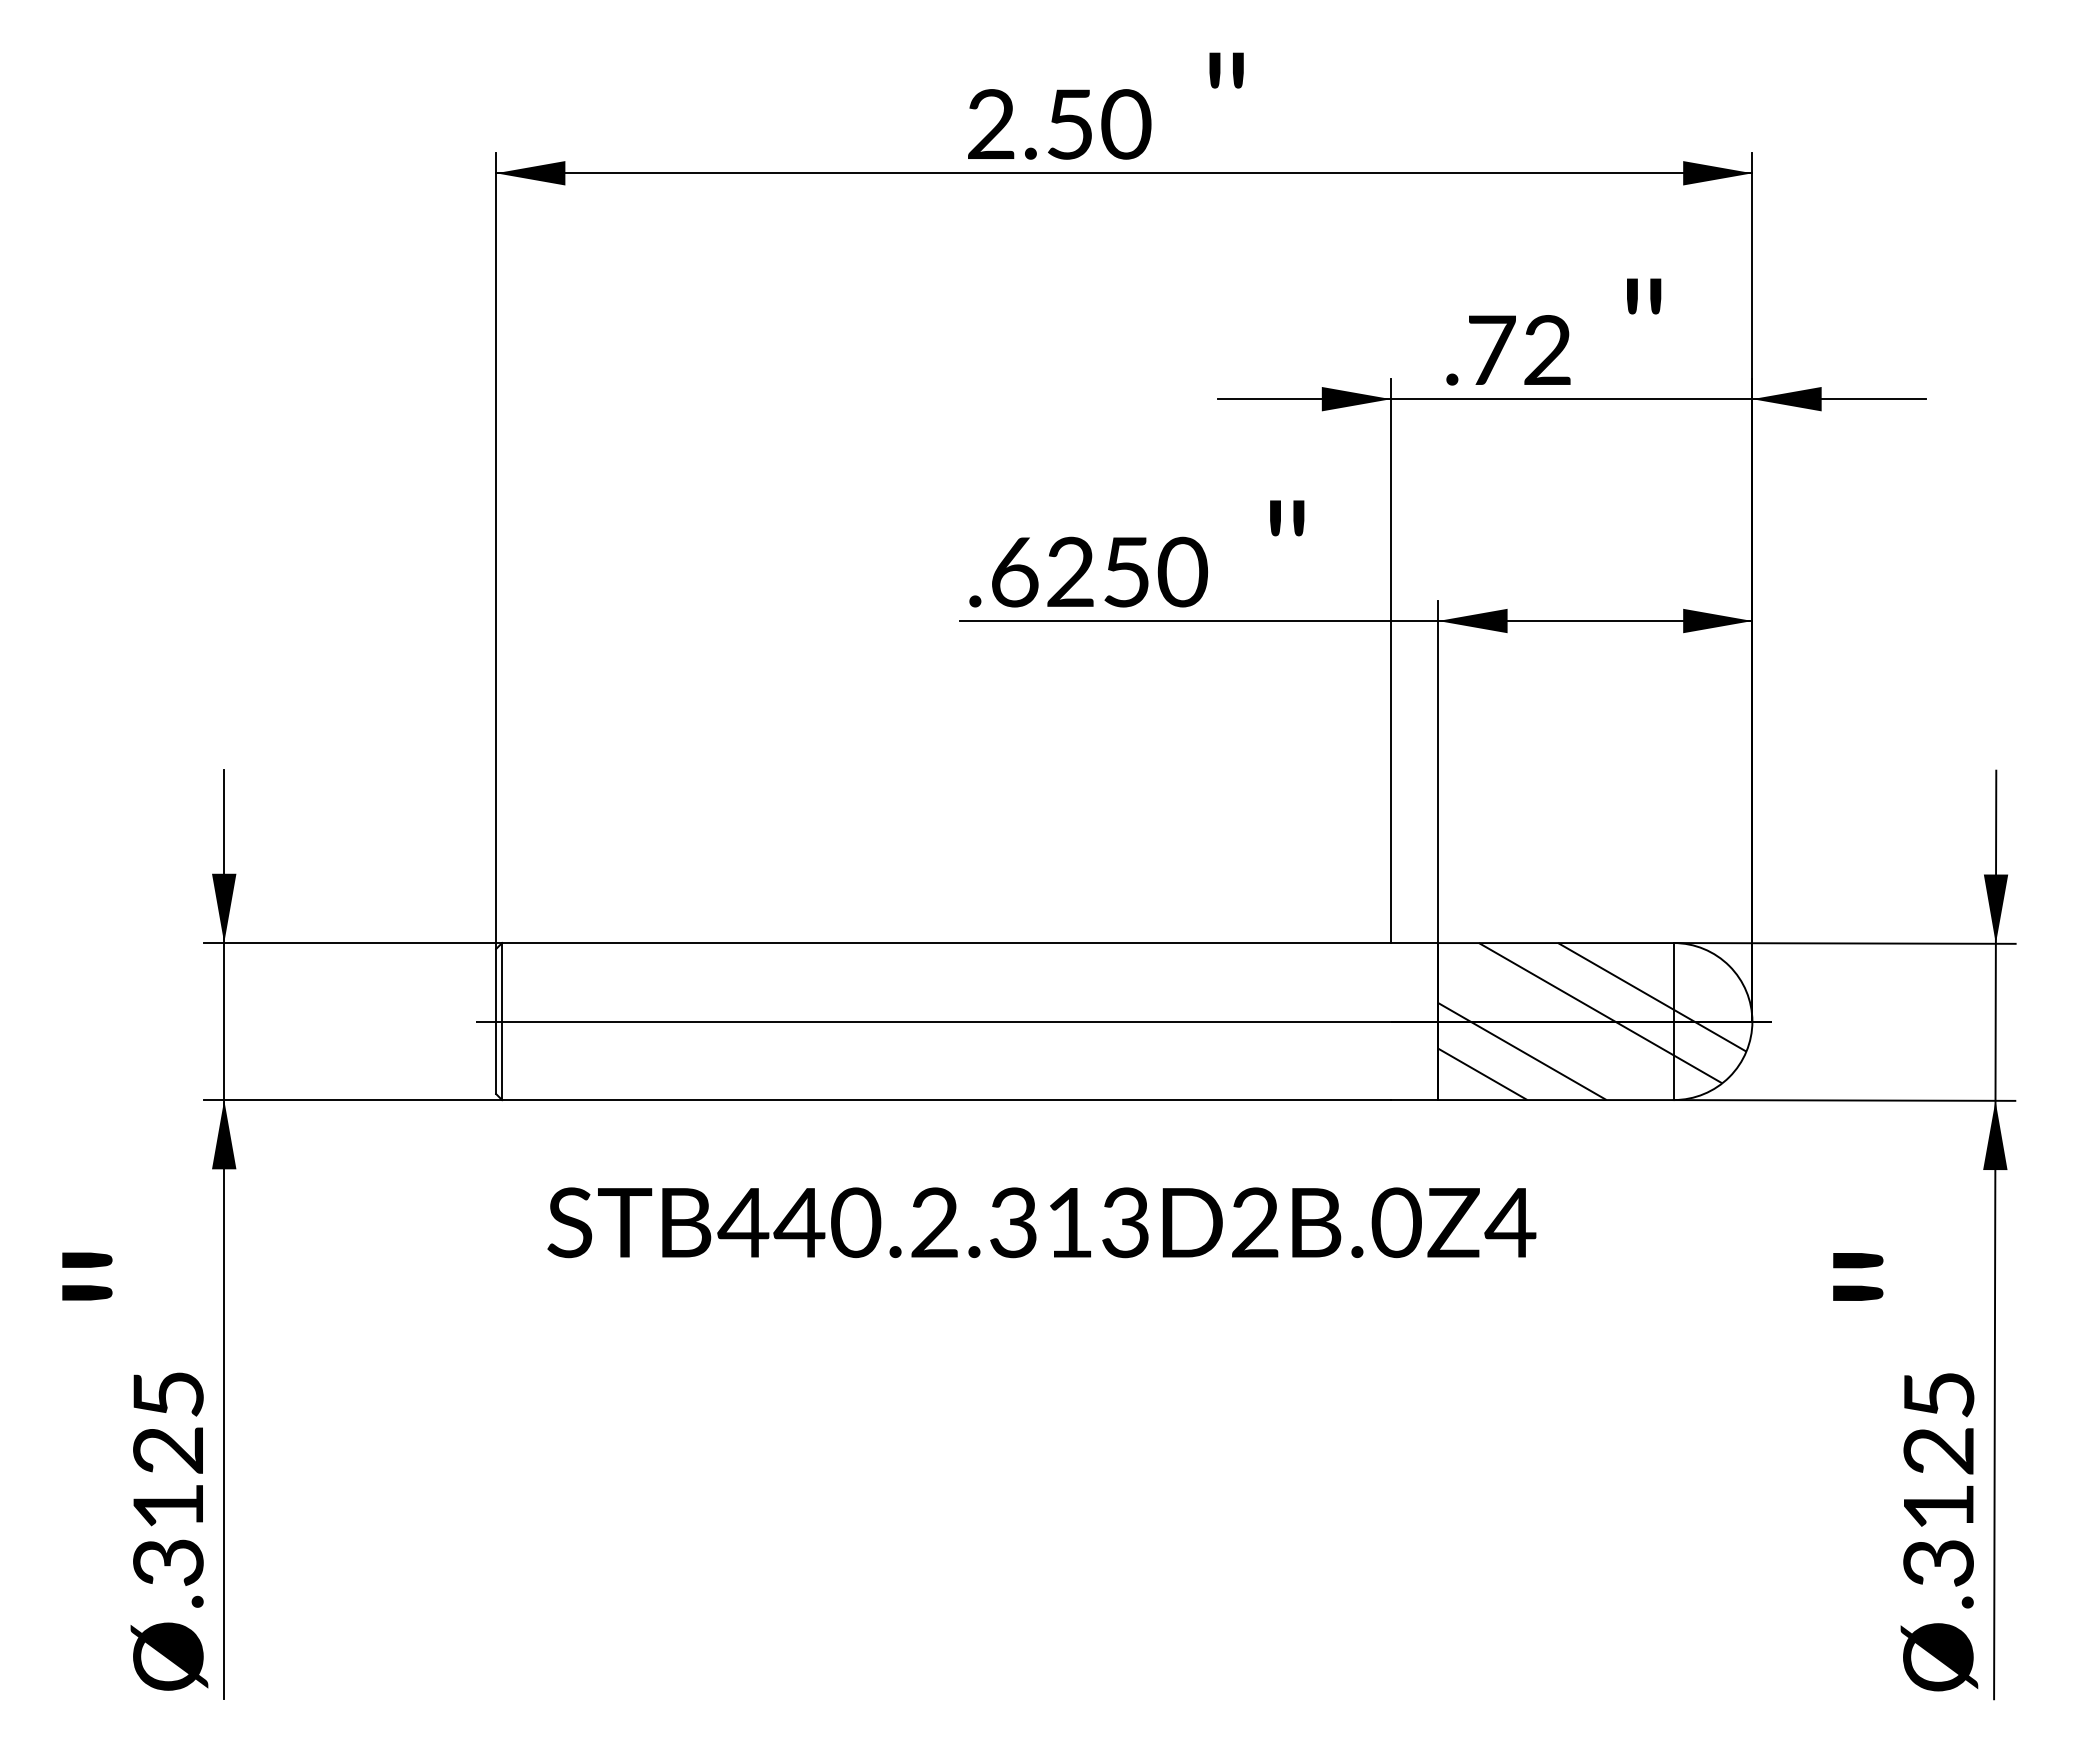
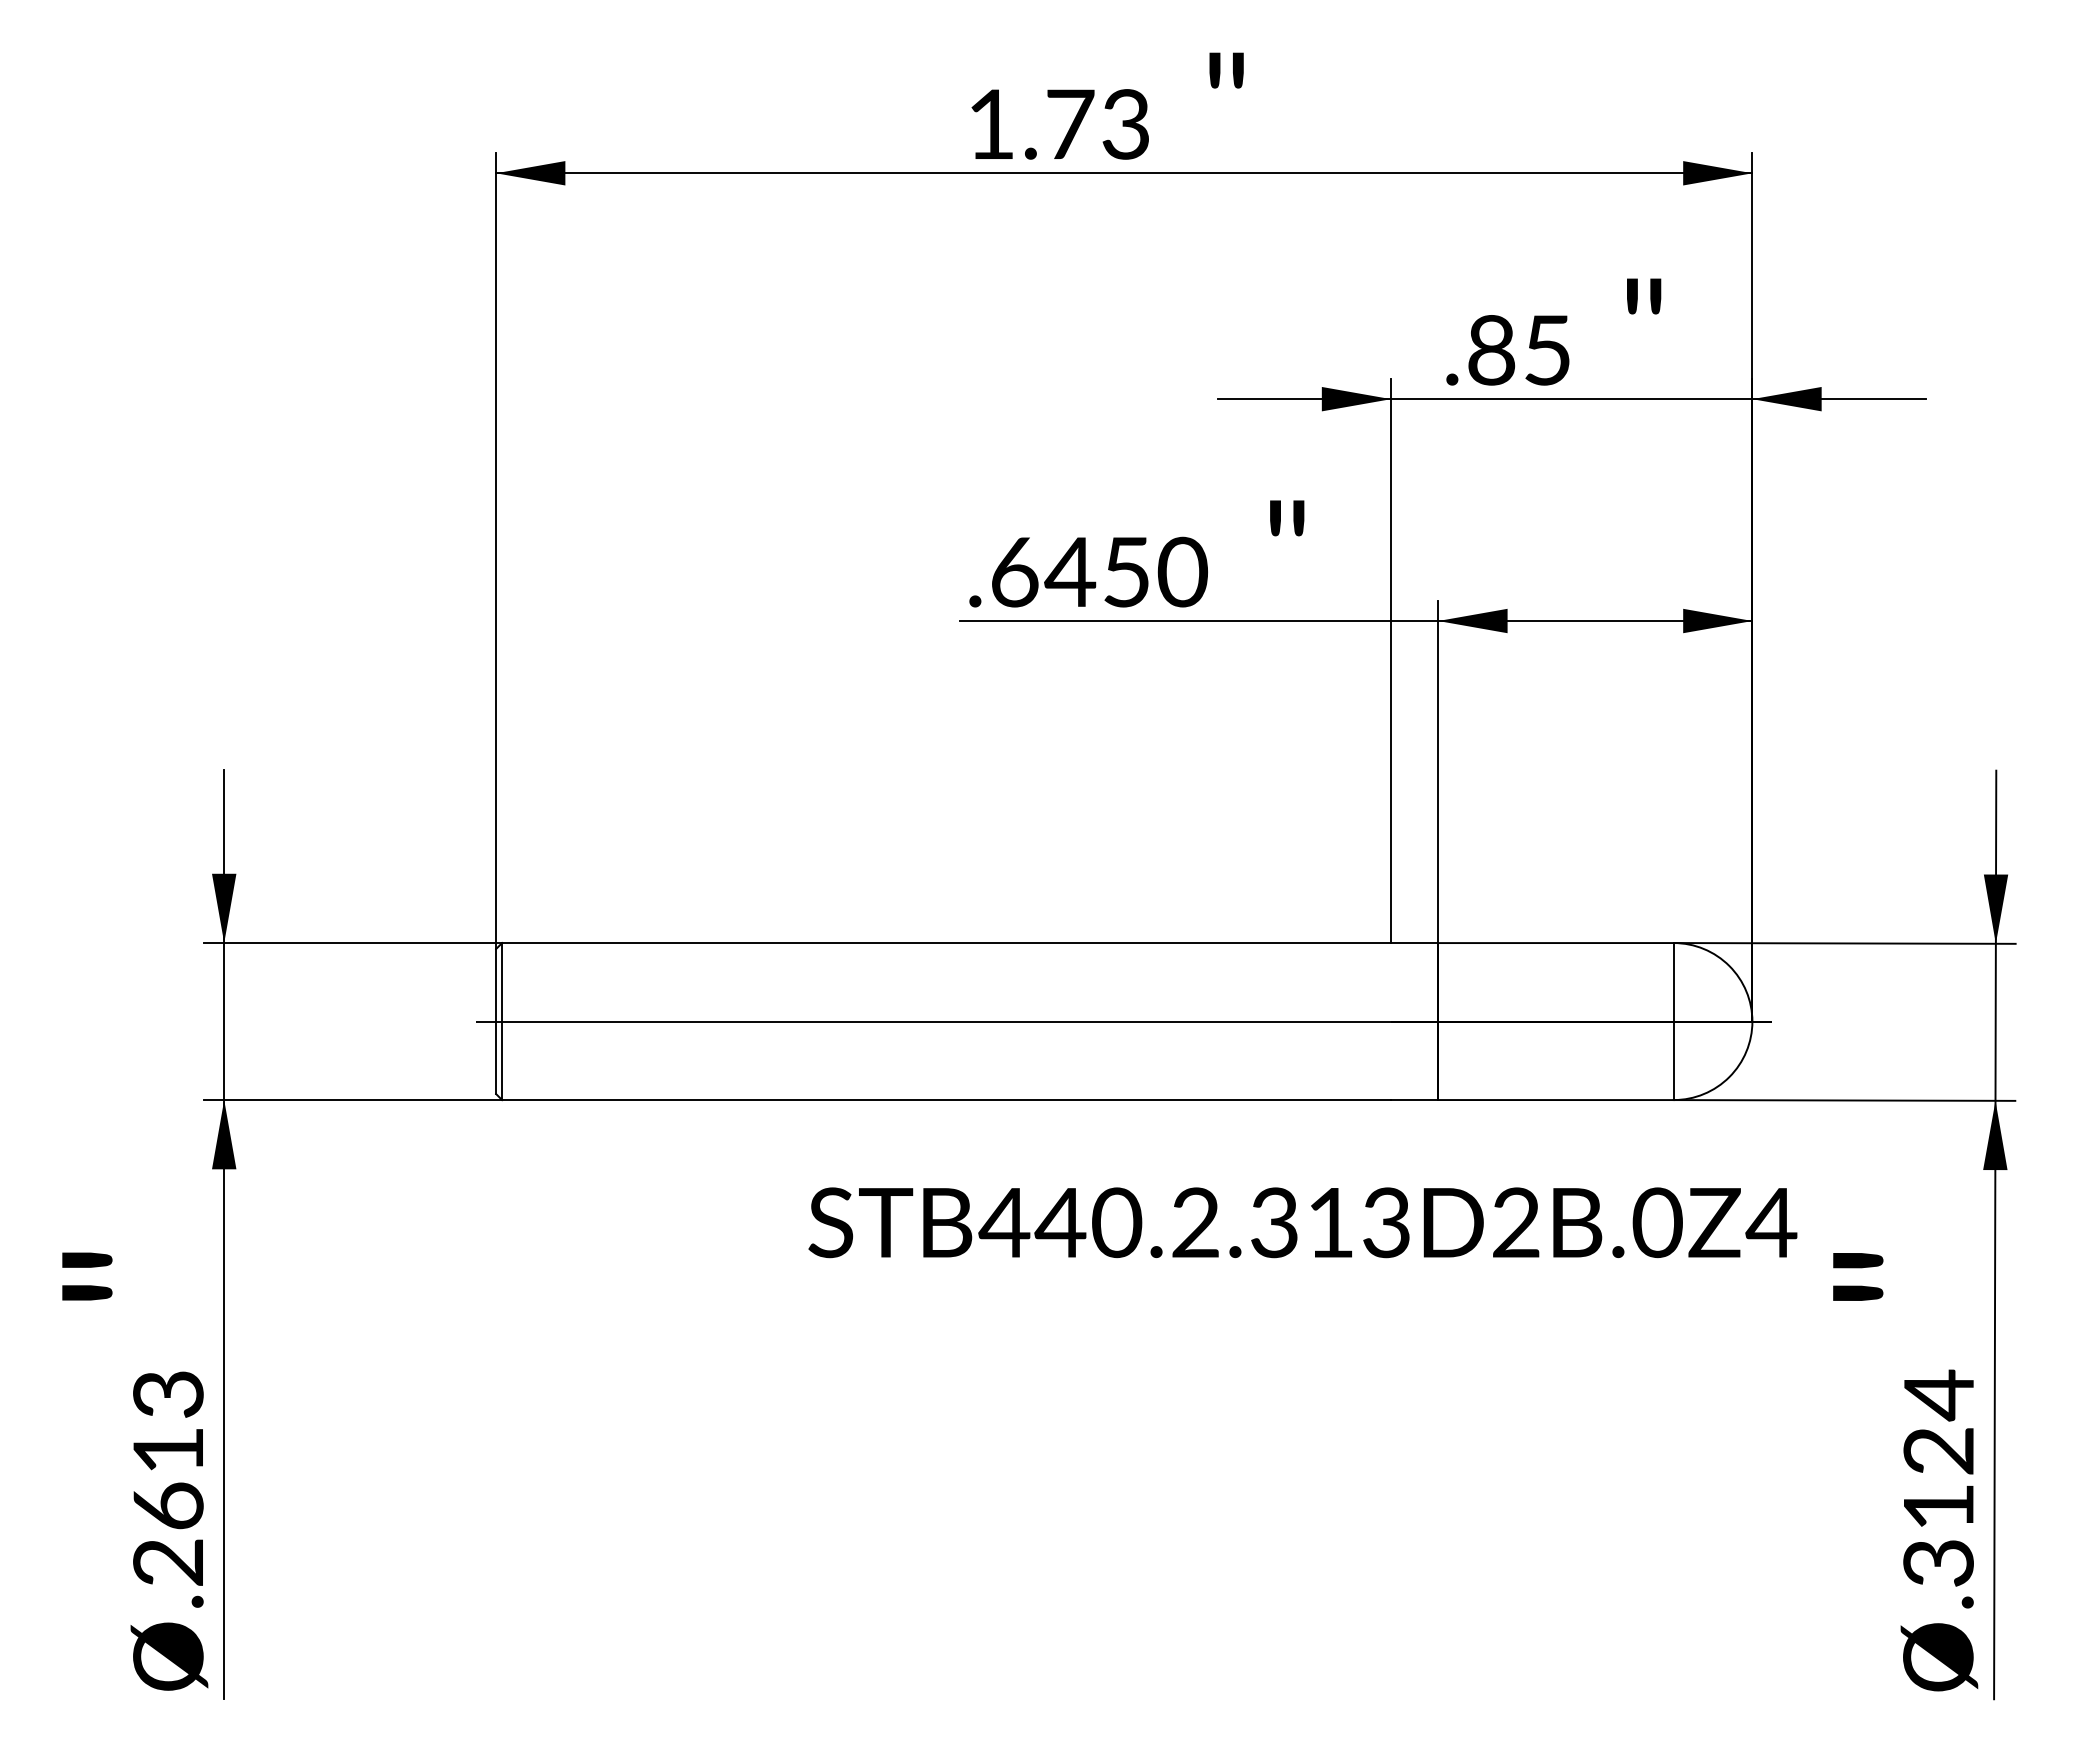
text: 2.50 -> 1.73 (1059, 124)
text: .72 -> .85 (1519, 350)
text: .6250 -> .6450 (1070, 571)
hatch: present -> none (1592, 1021)
text position: (1041, 1222) -> (1302, 1222) (1302, 1222)
text: .3125 -> .3124 (1939, 1395)
text: .3125 -> .2613 (168, 1478)
